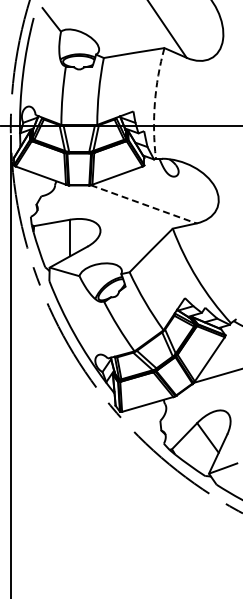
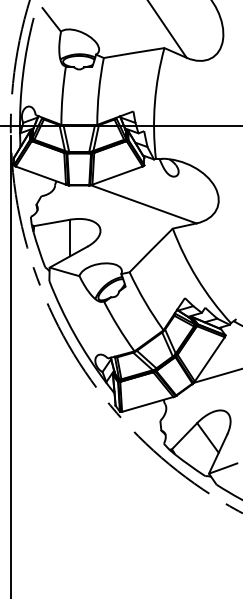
arc: dashed -> solid (154, 103)
line: dashed -> solid (144, 204)
